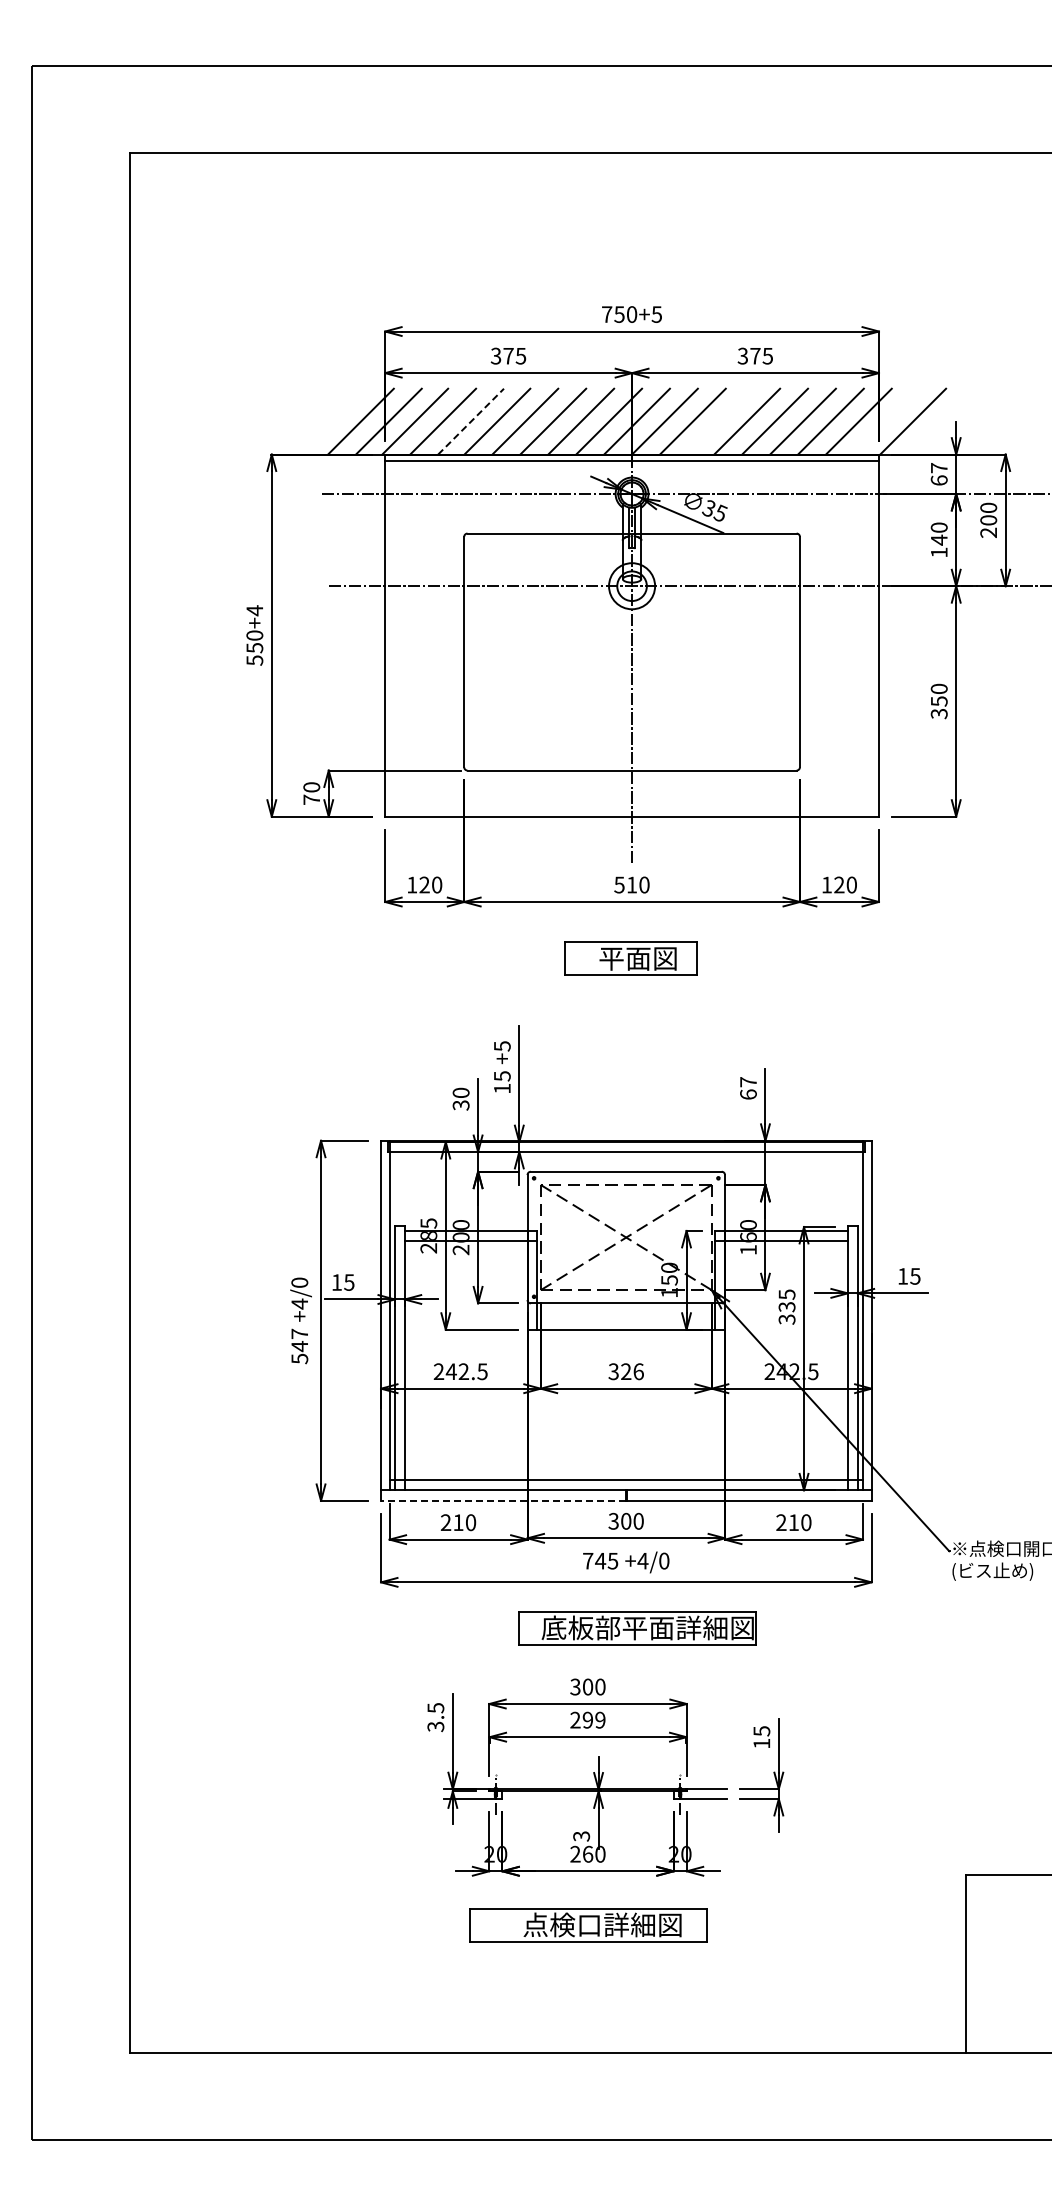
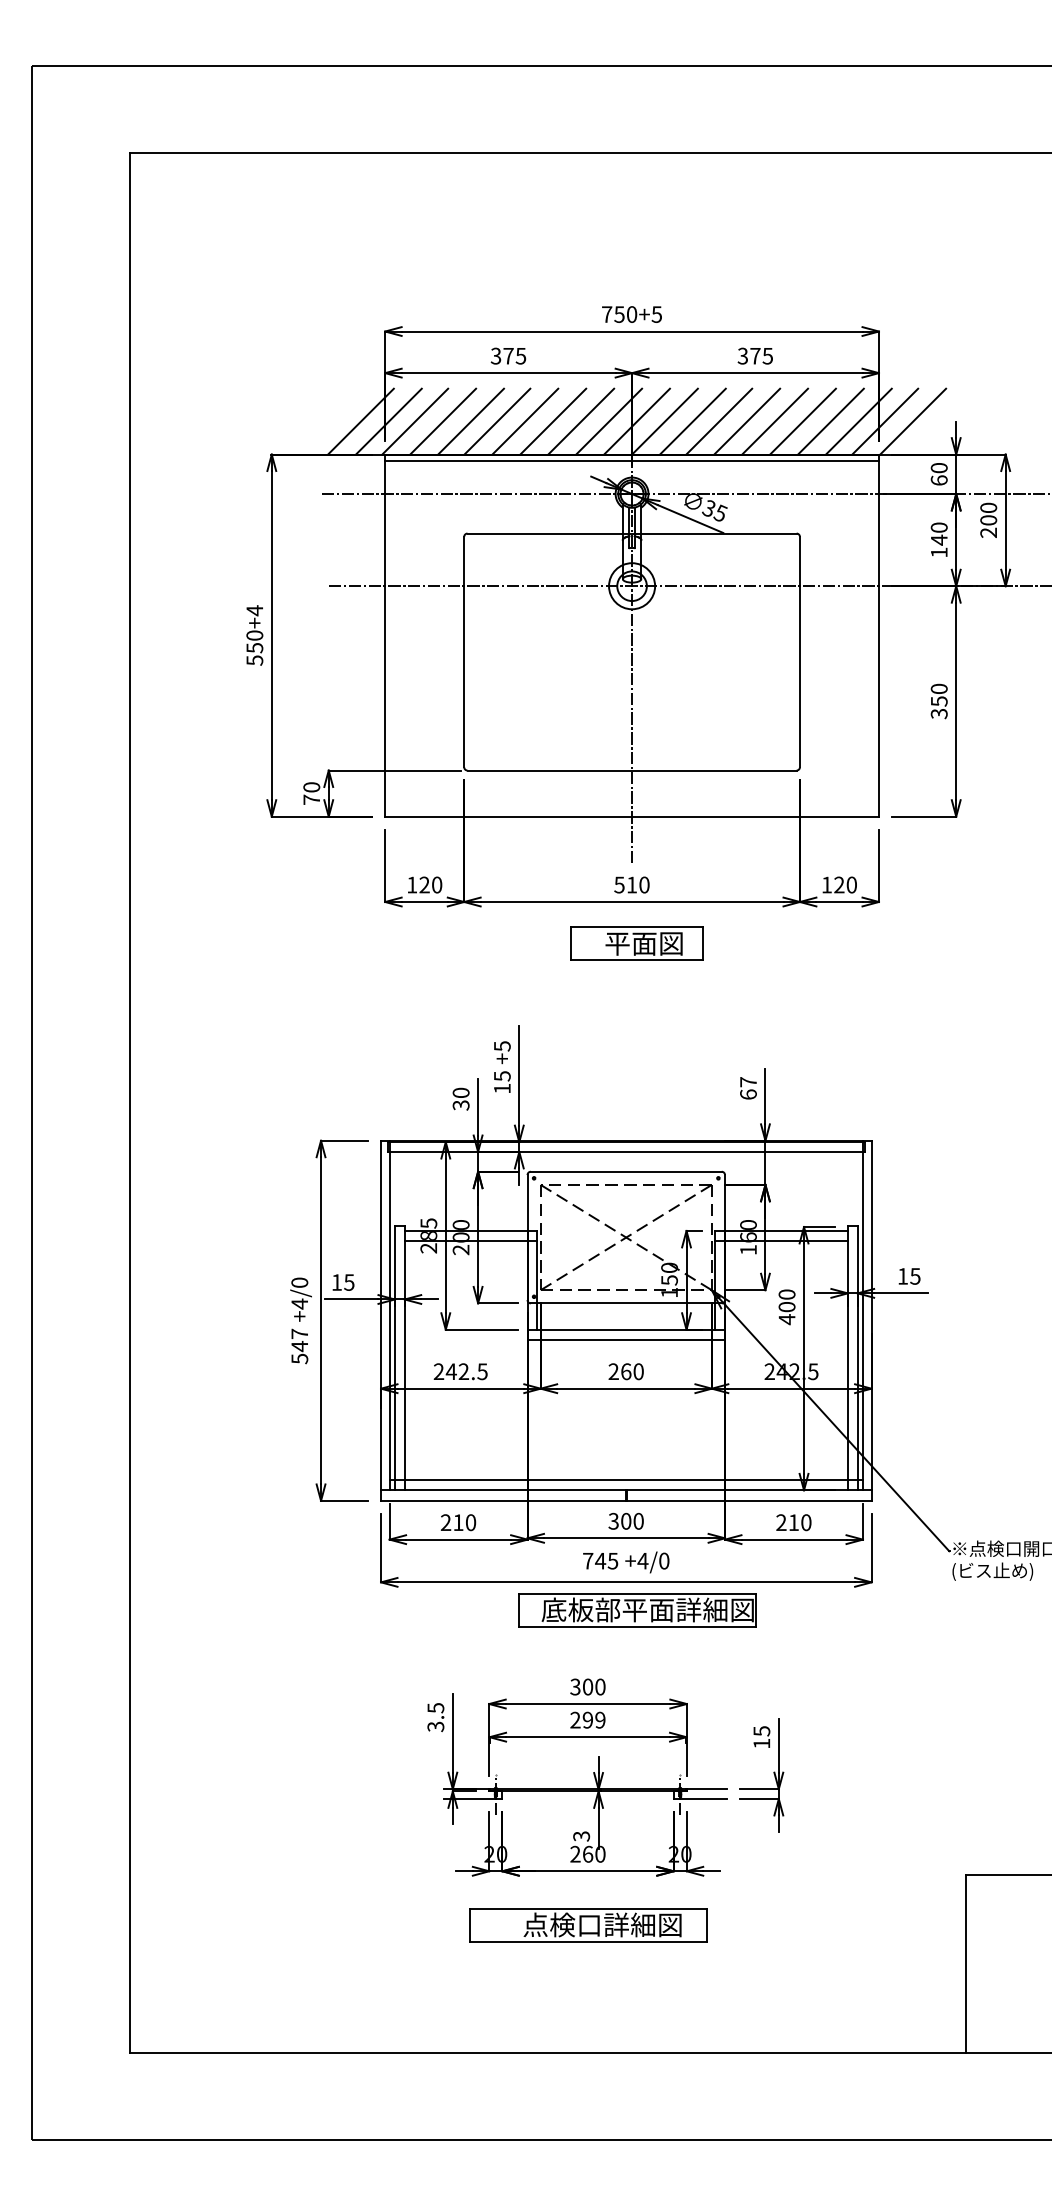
line: dashed -> solid (471, 421)
line: none -> present (719, 421)
line: none -> present (885, 421)
text: 67 -> 60 (938, 468)
part position: (630, 958) -> (636, 943) (636, 943)
text: 335 -> 400 (786, 1307)
line: none -> present (626, 1339)
text: 326 -> 260 (625, 1371)
line: dashed -> solid (502, 1500)
part position: (637, 1628) -> (637, 1610) (637, 1610)
